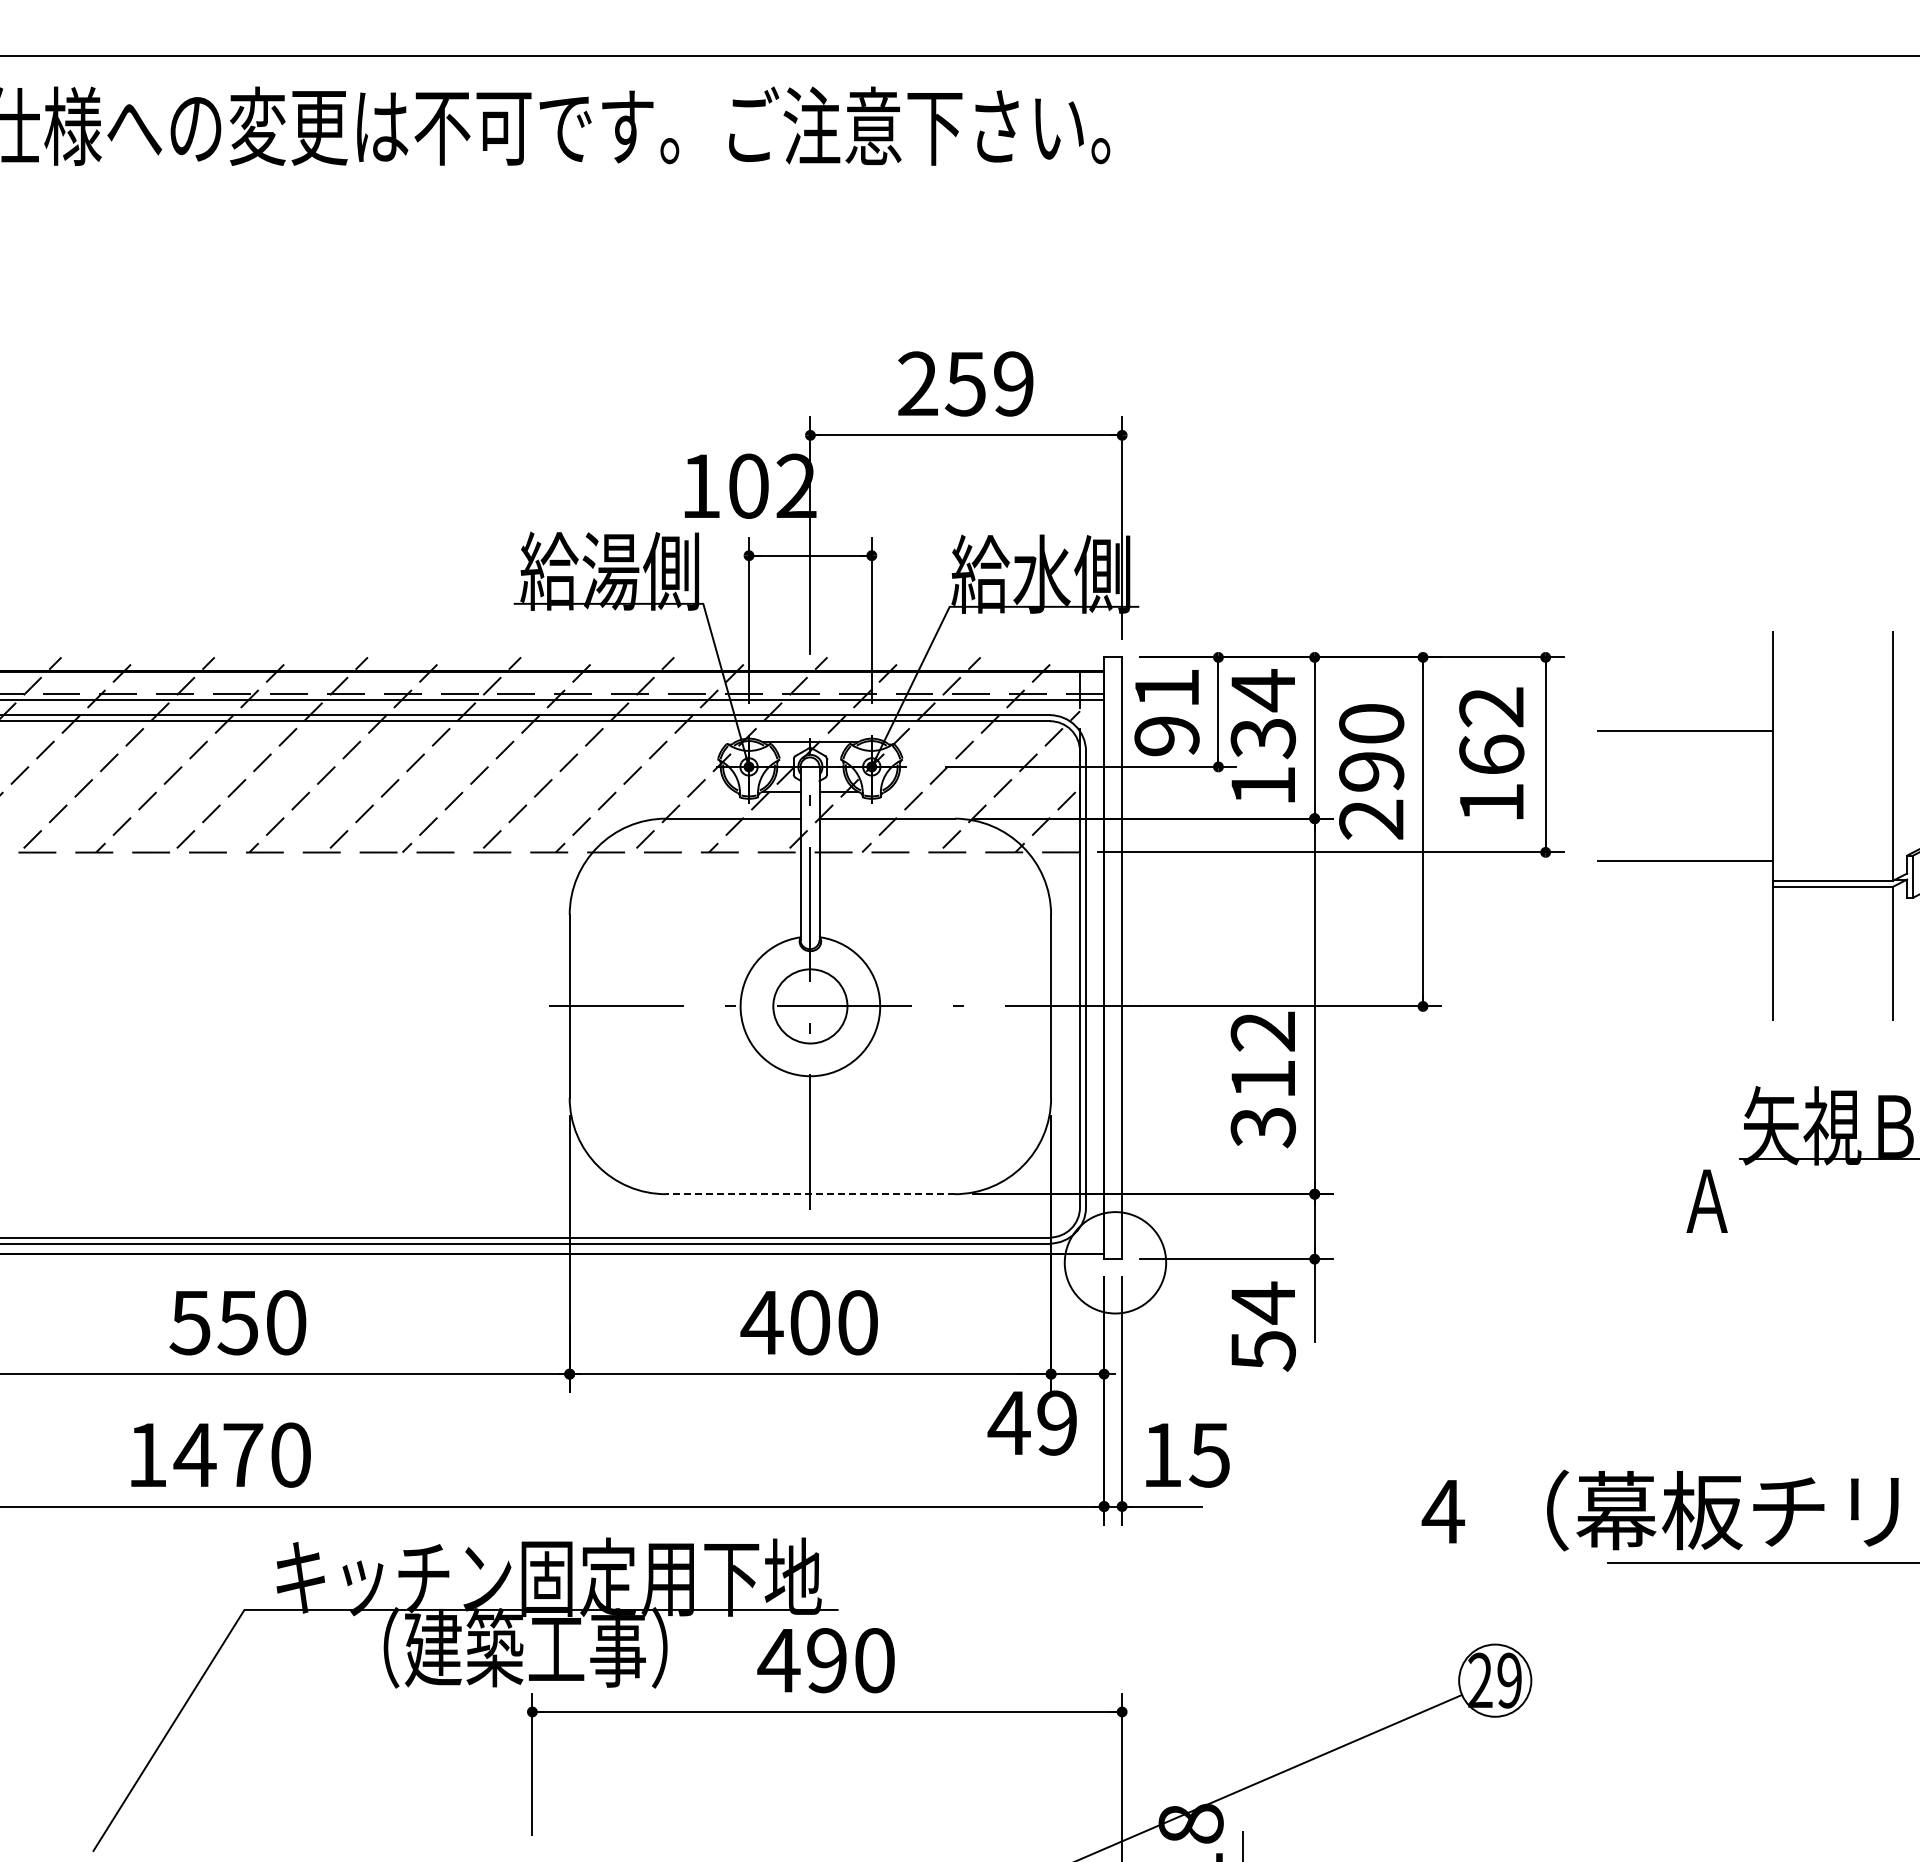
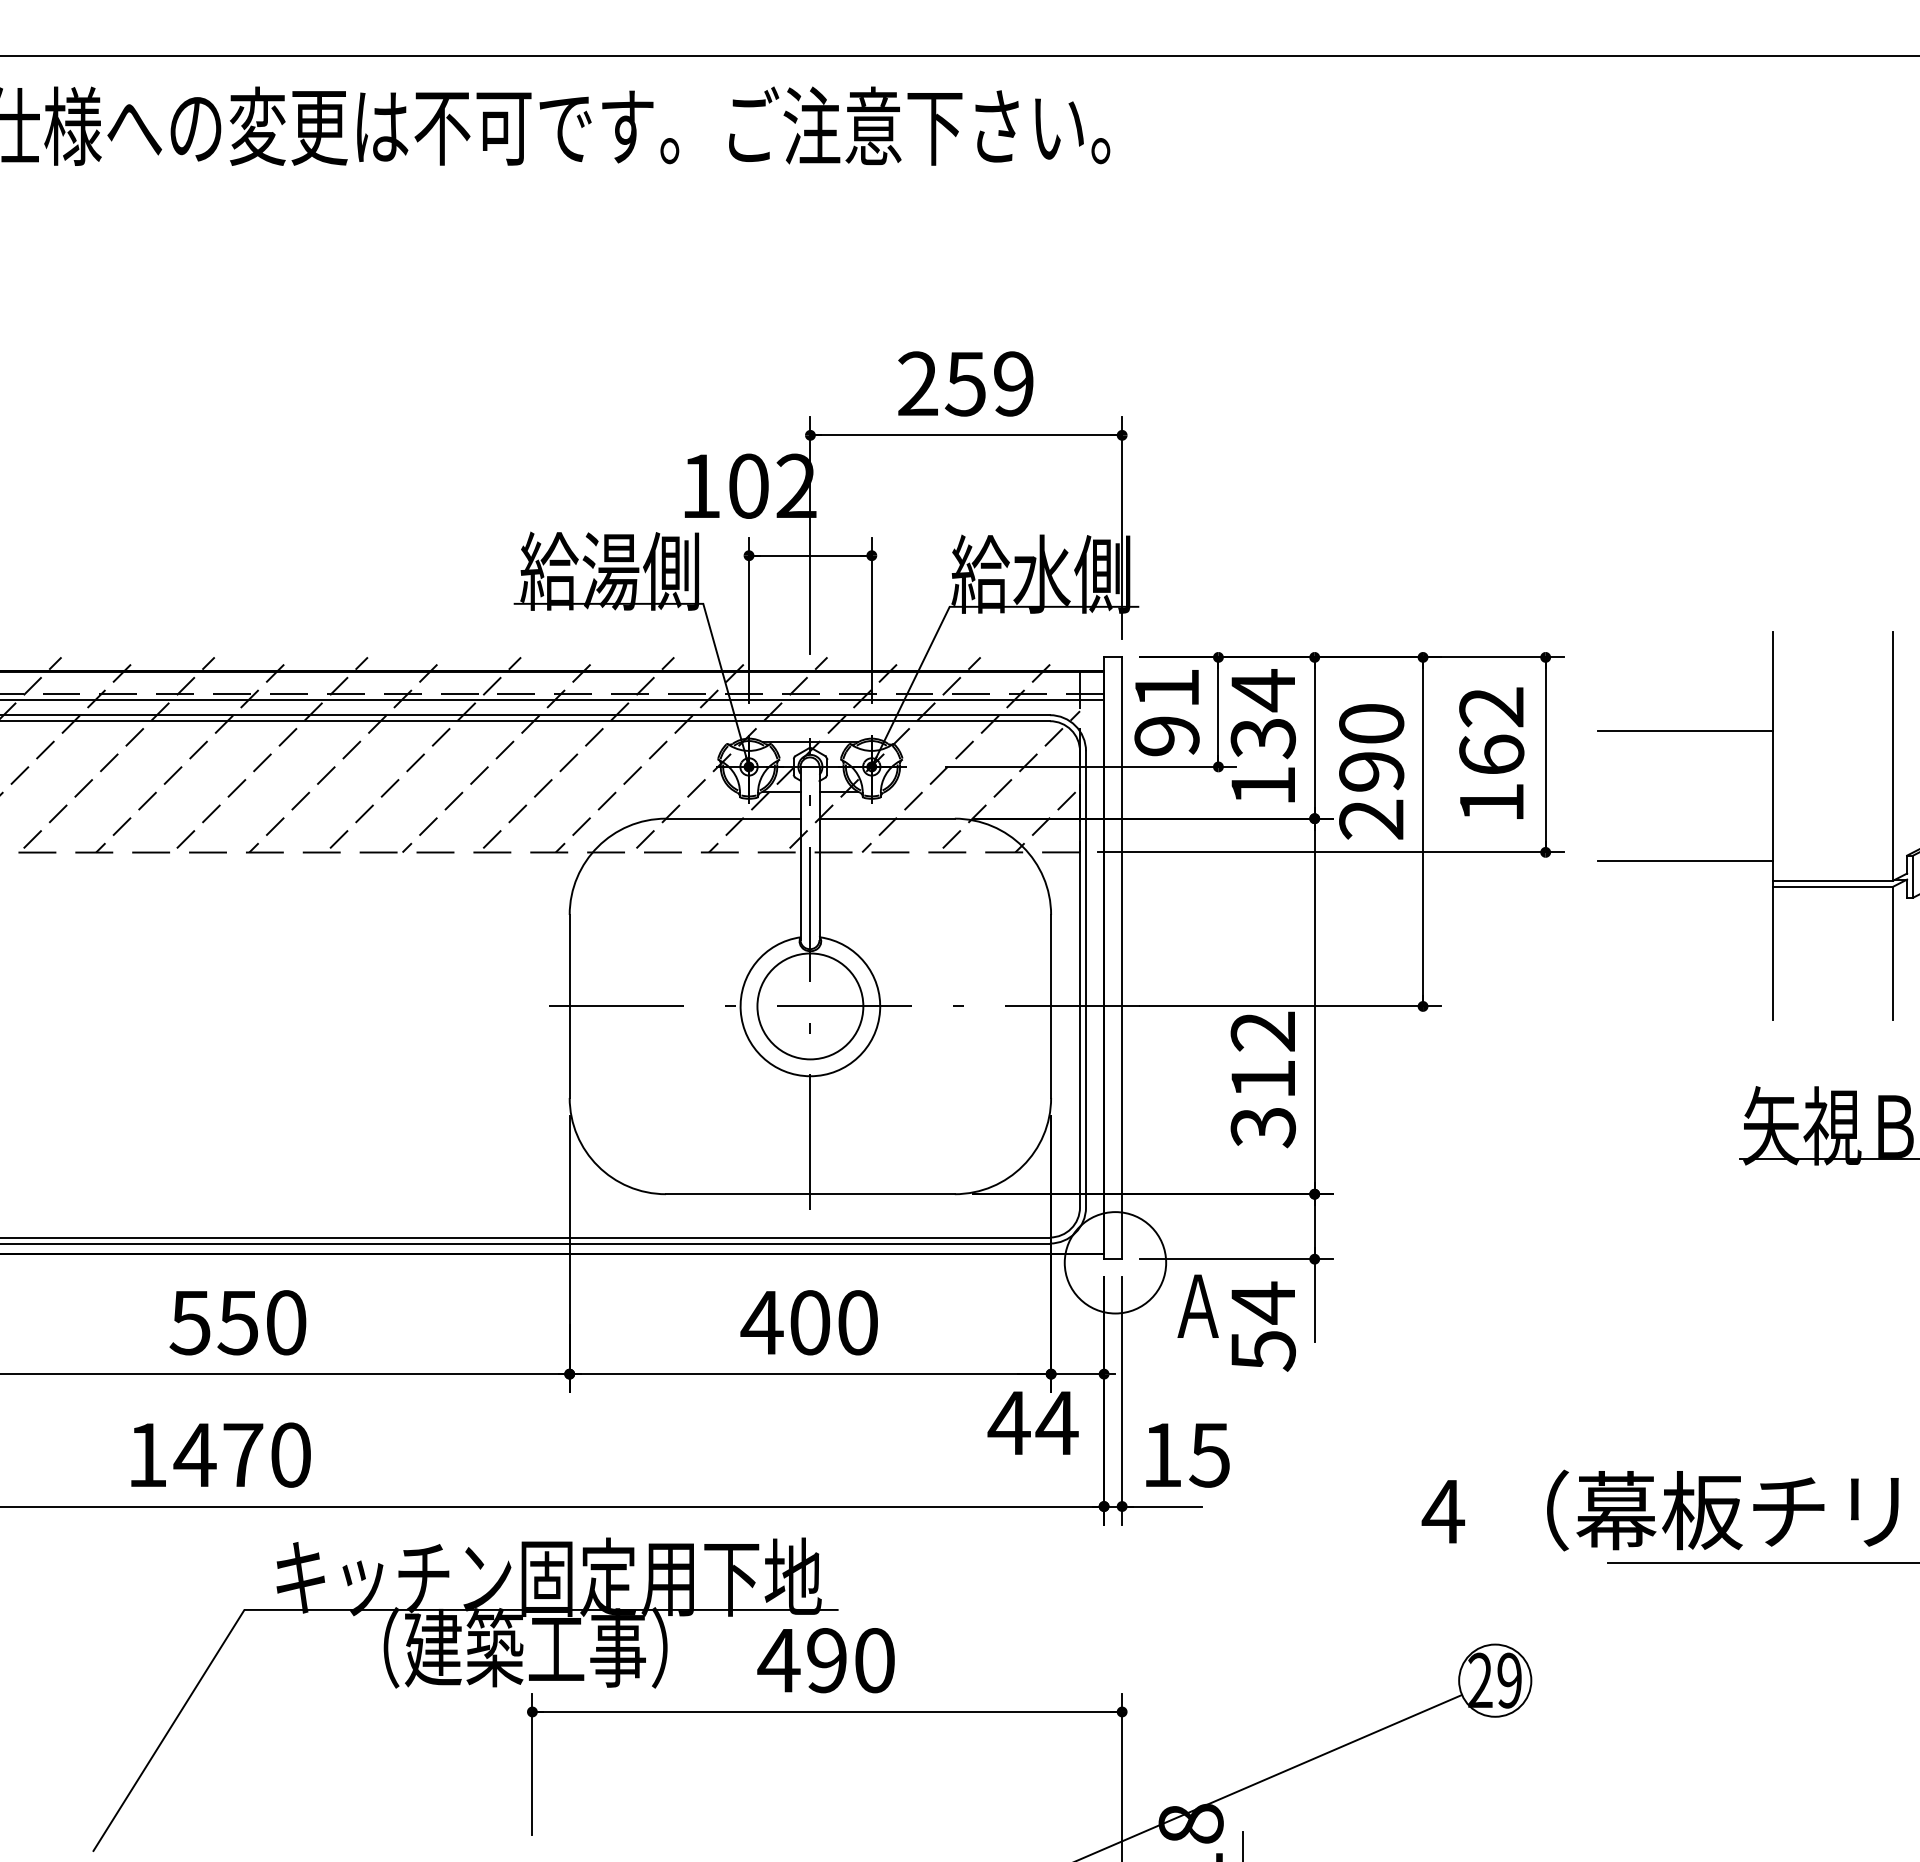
circle diameter: 74 px -> 106 px (810, 1006)
line: dashed -> solid (809, 1194)
text position: (1706, 1200) -> (1197, 1305) (1197, 1305)
text: 49 -> 44 (1056, 1422)
